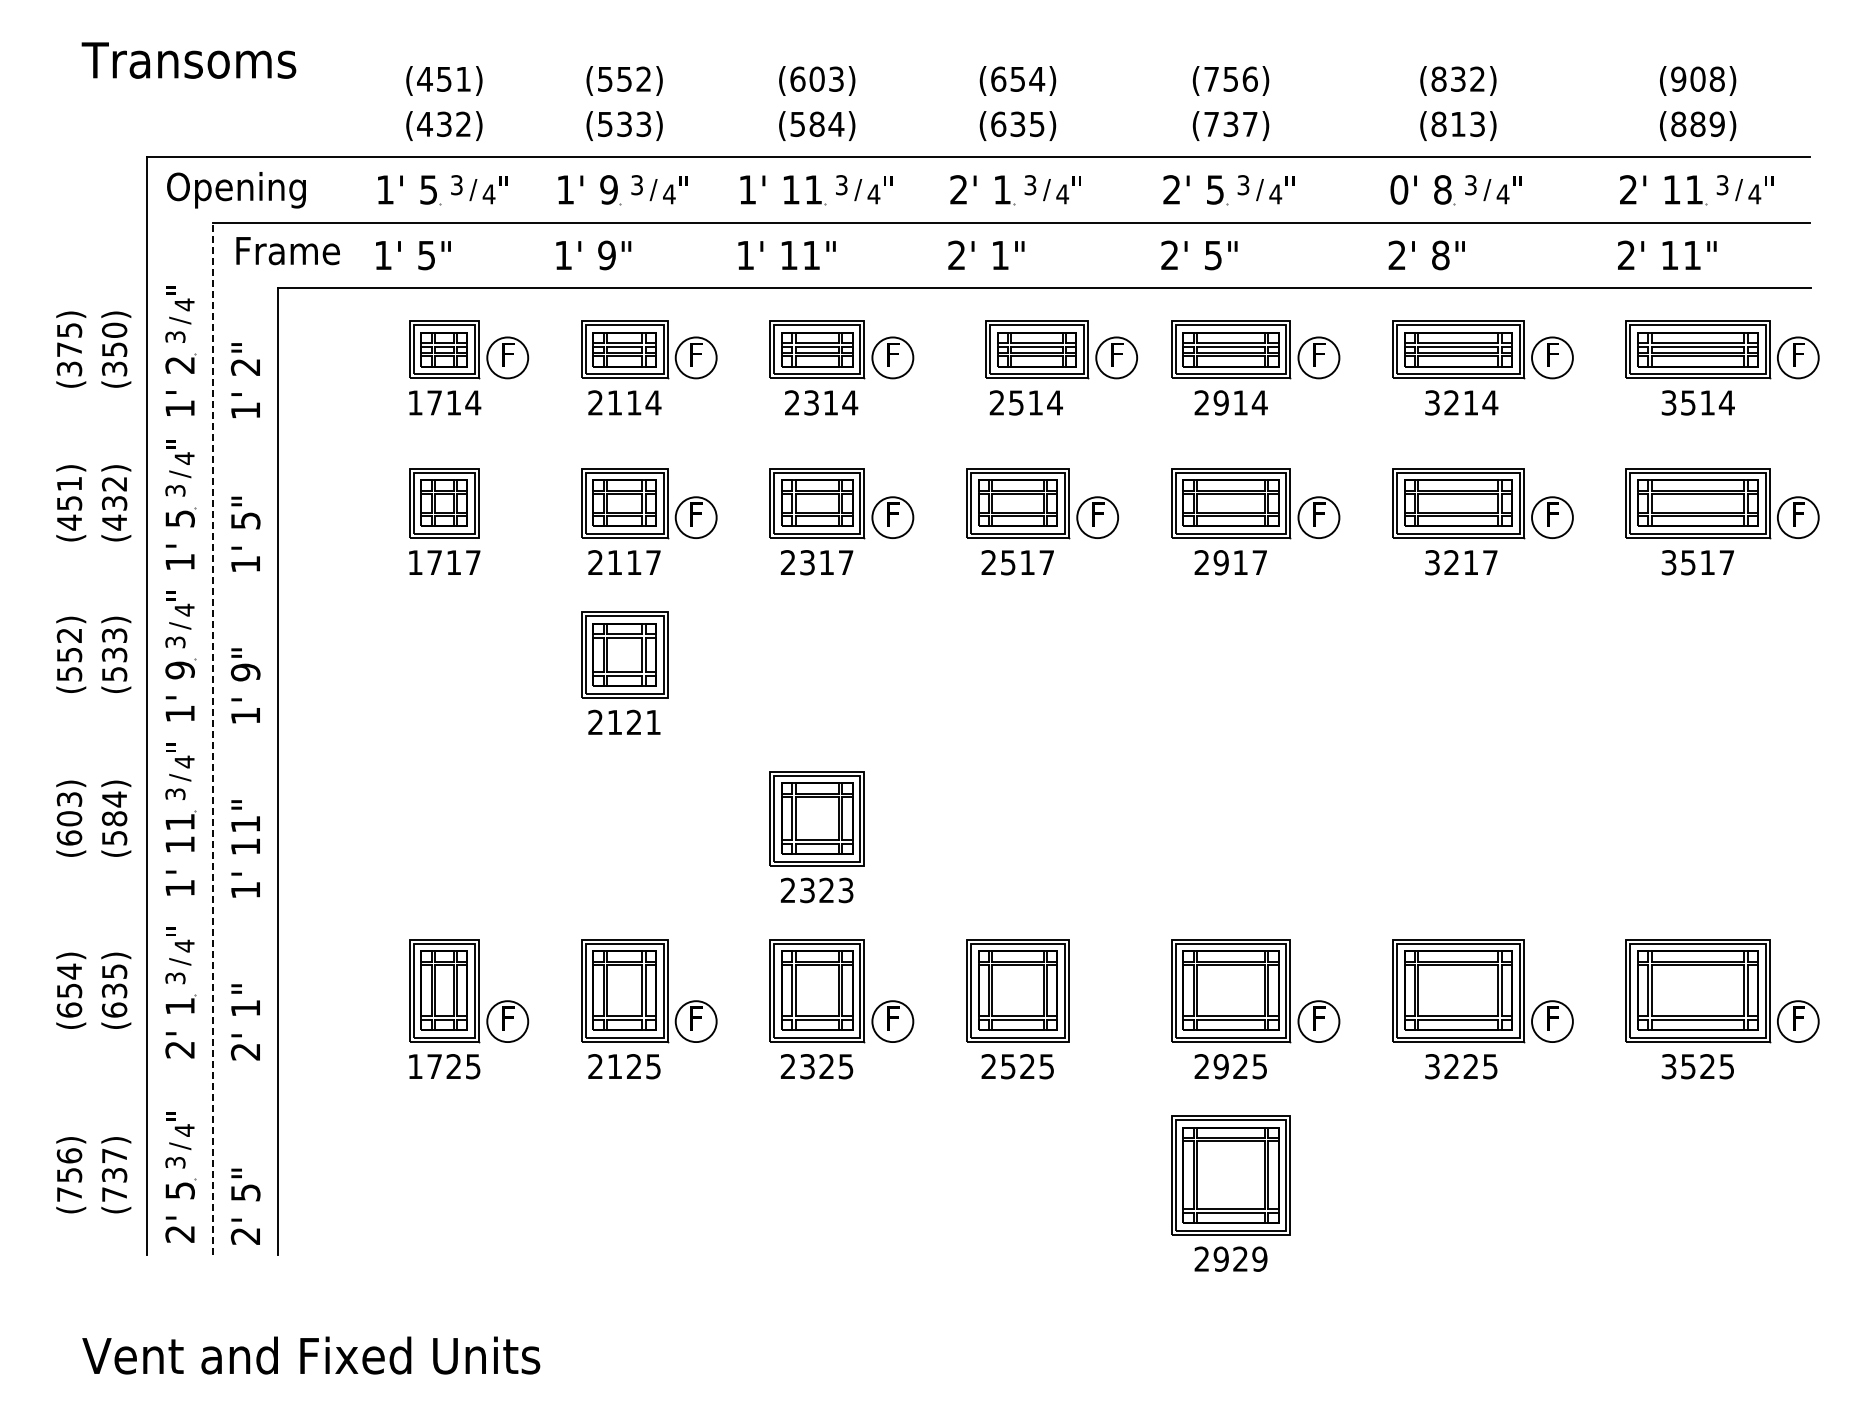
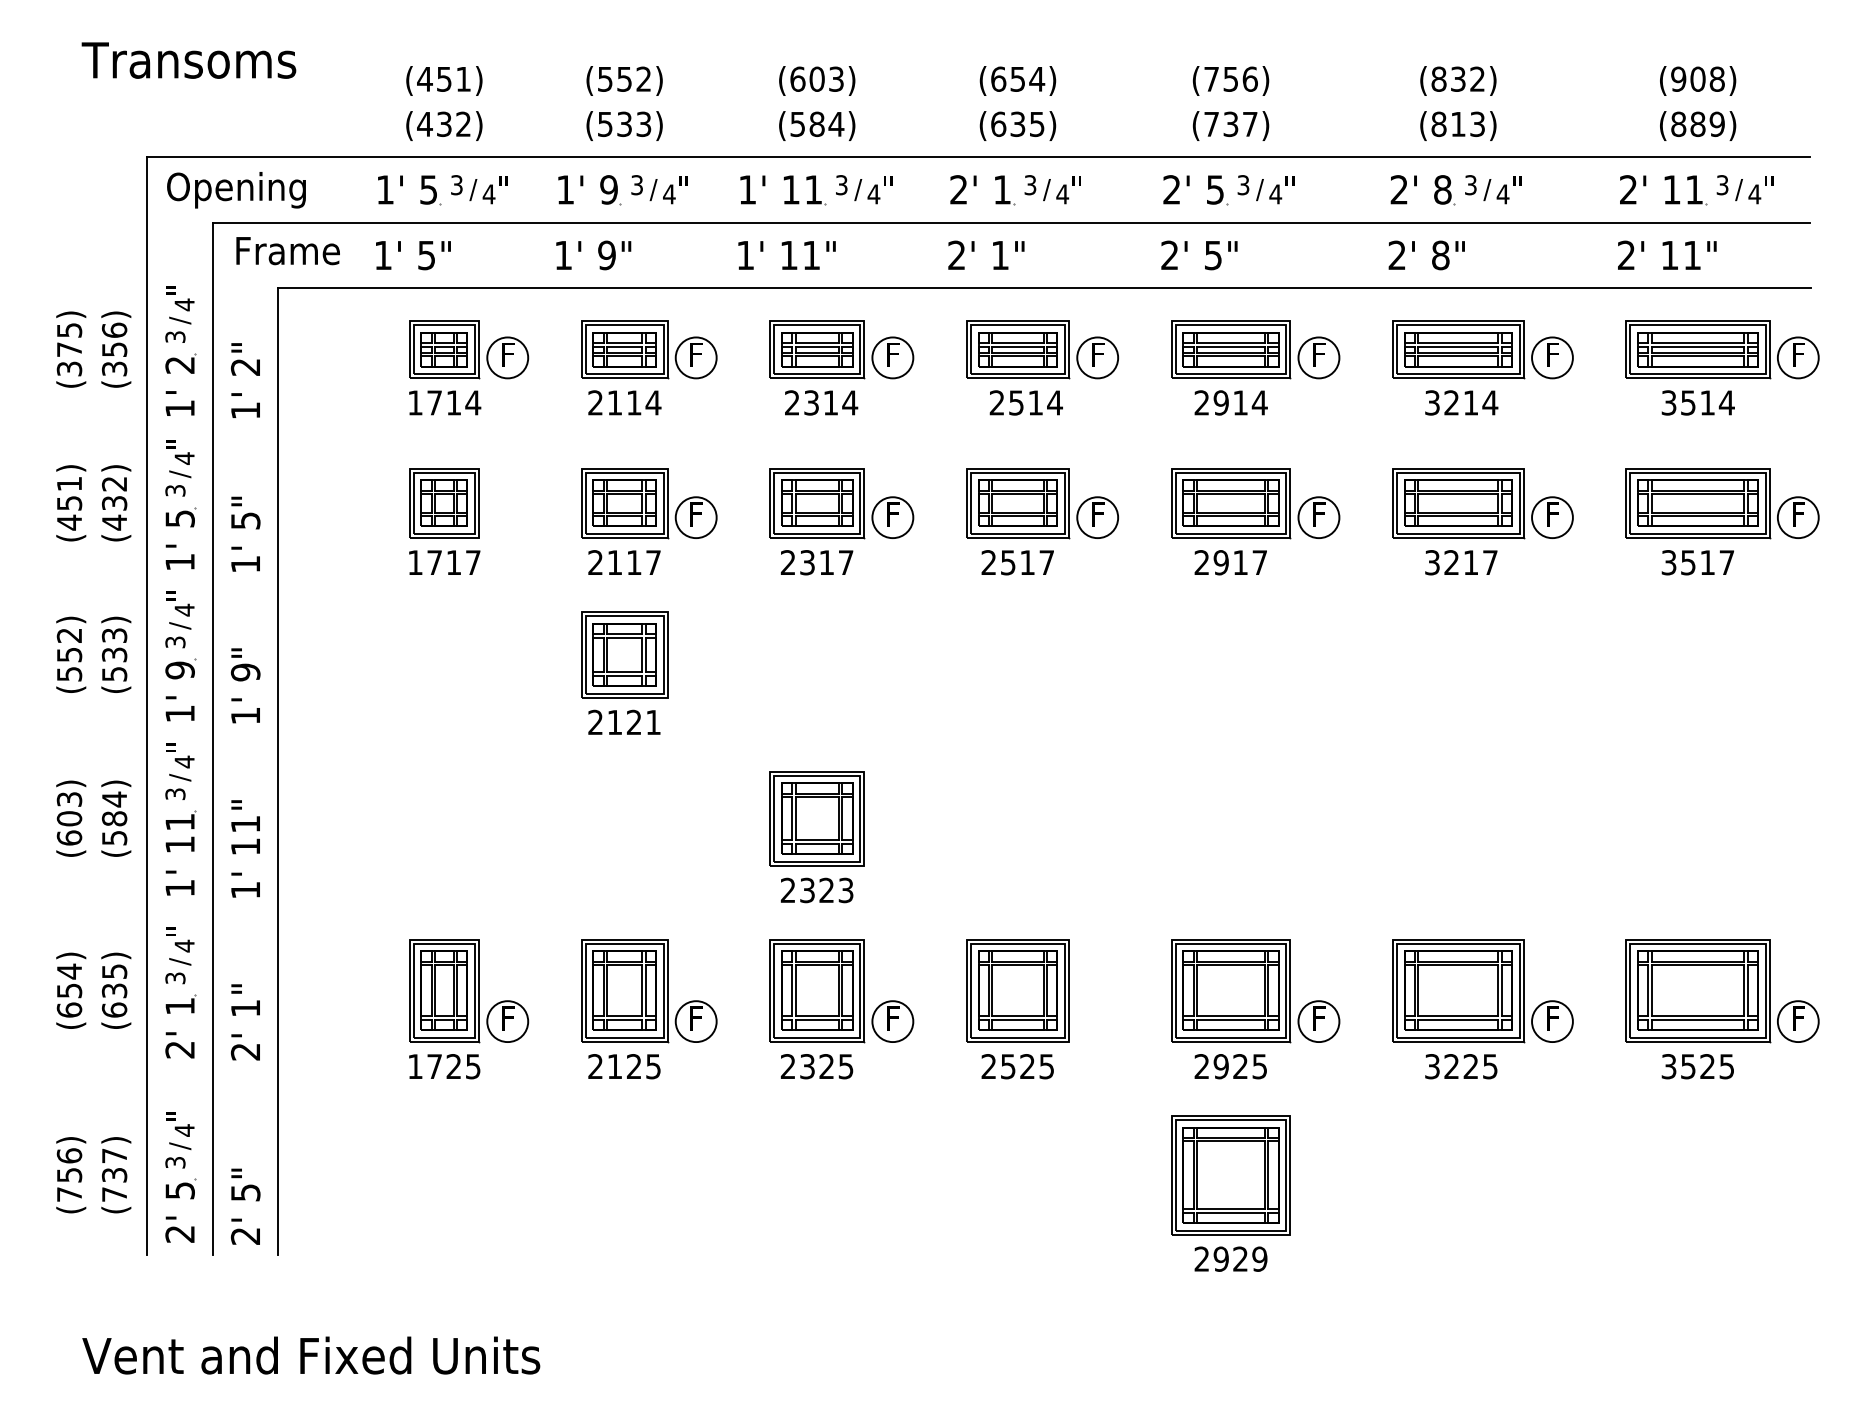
text: 0' -> 2' (1399, 189)
text: (350) -> (356) (114, 329)
part position: (1061, 349) -> (1042, 349) (1042, 349)
line: dashed -> solid (212, 738)
